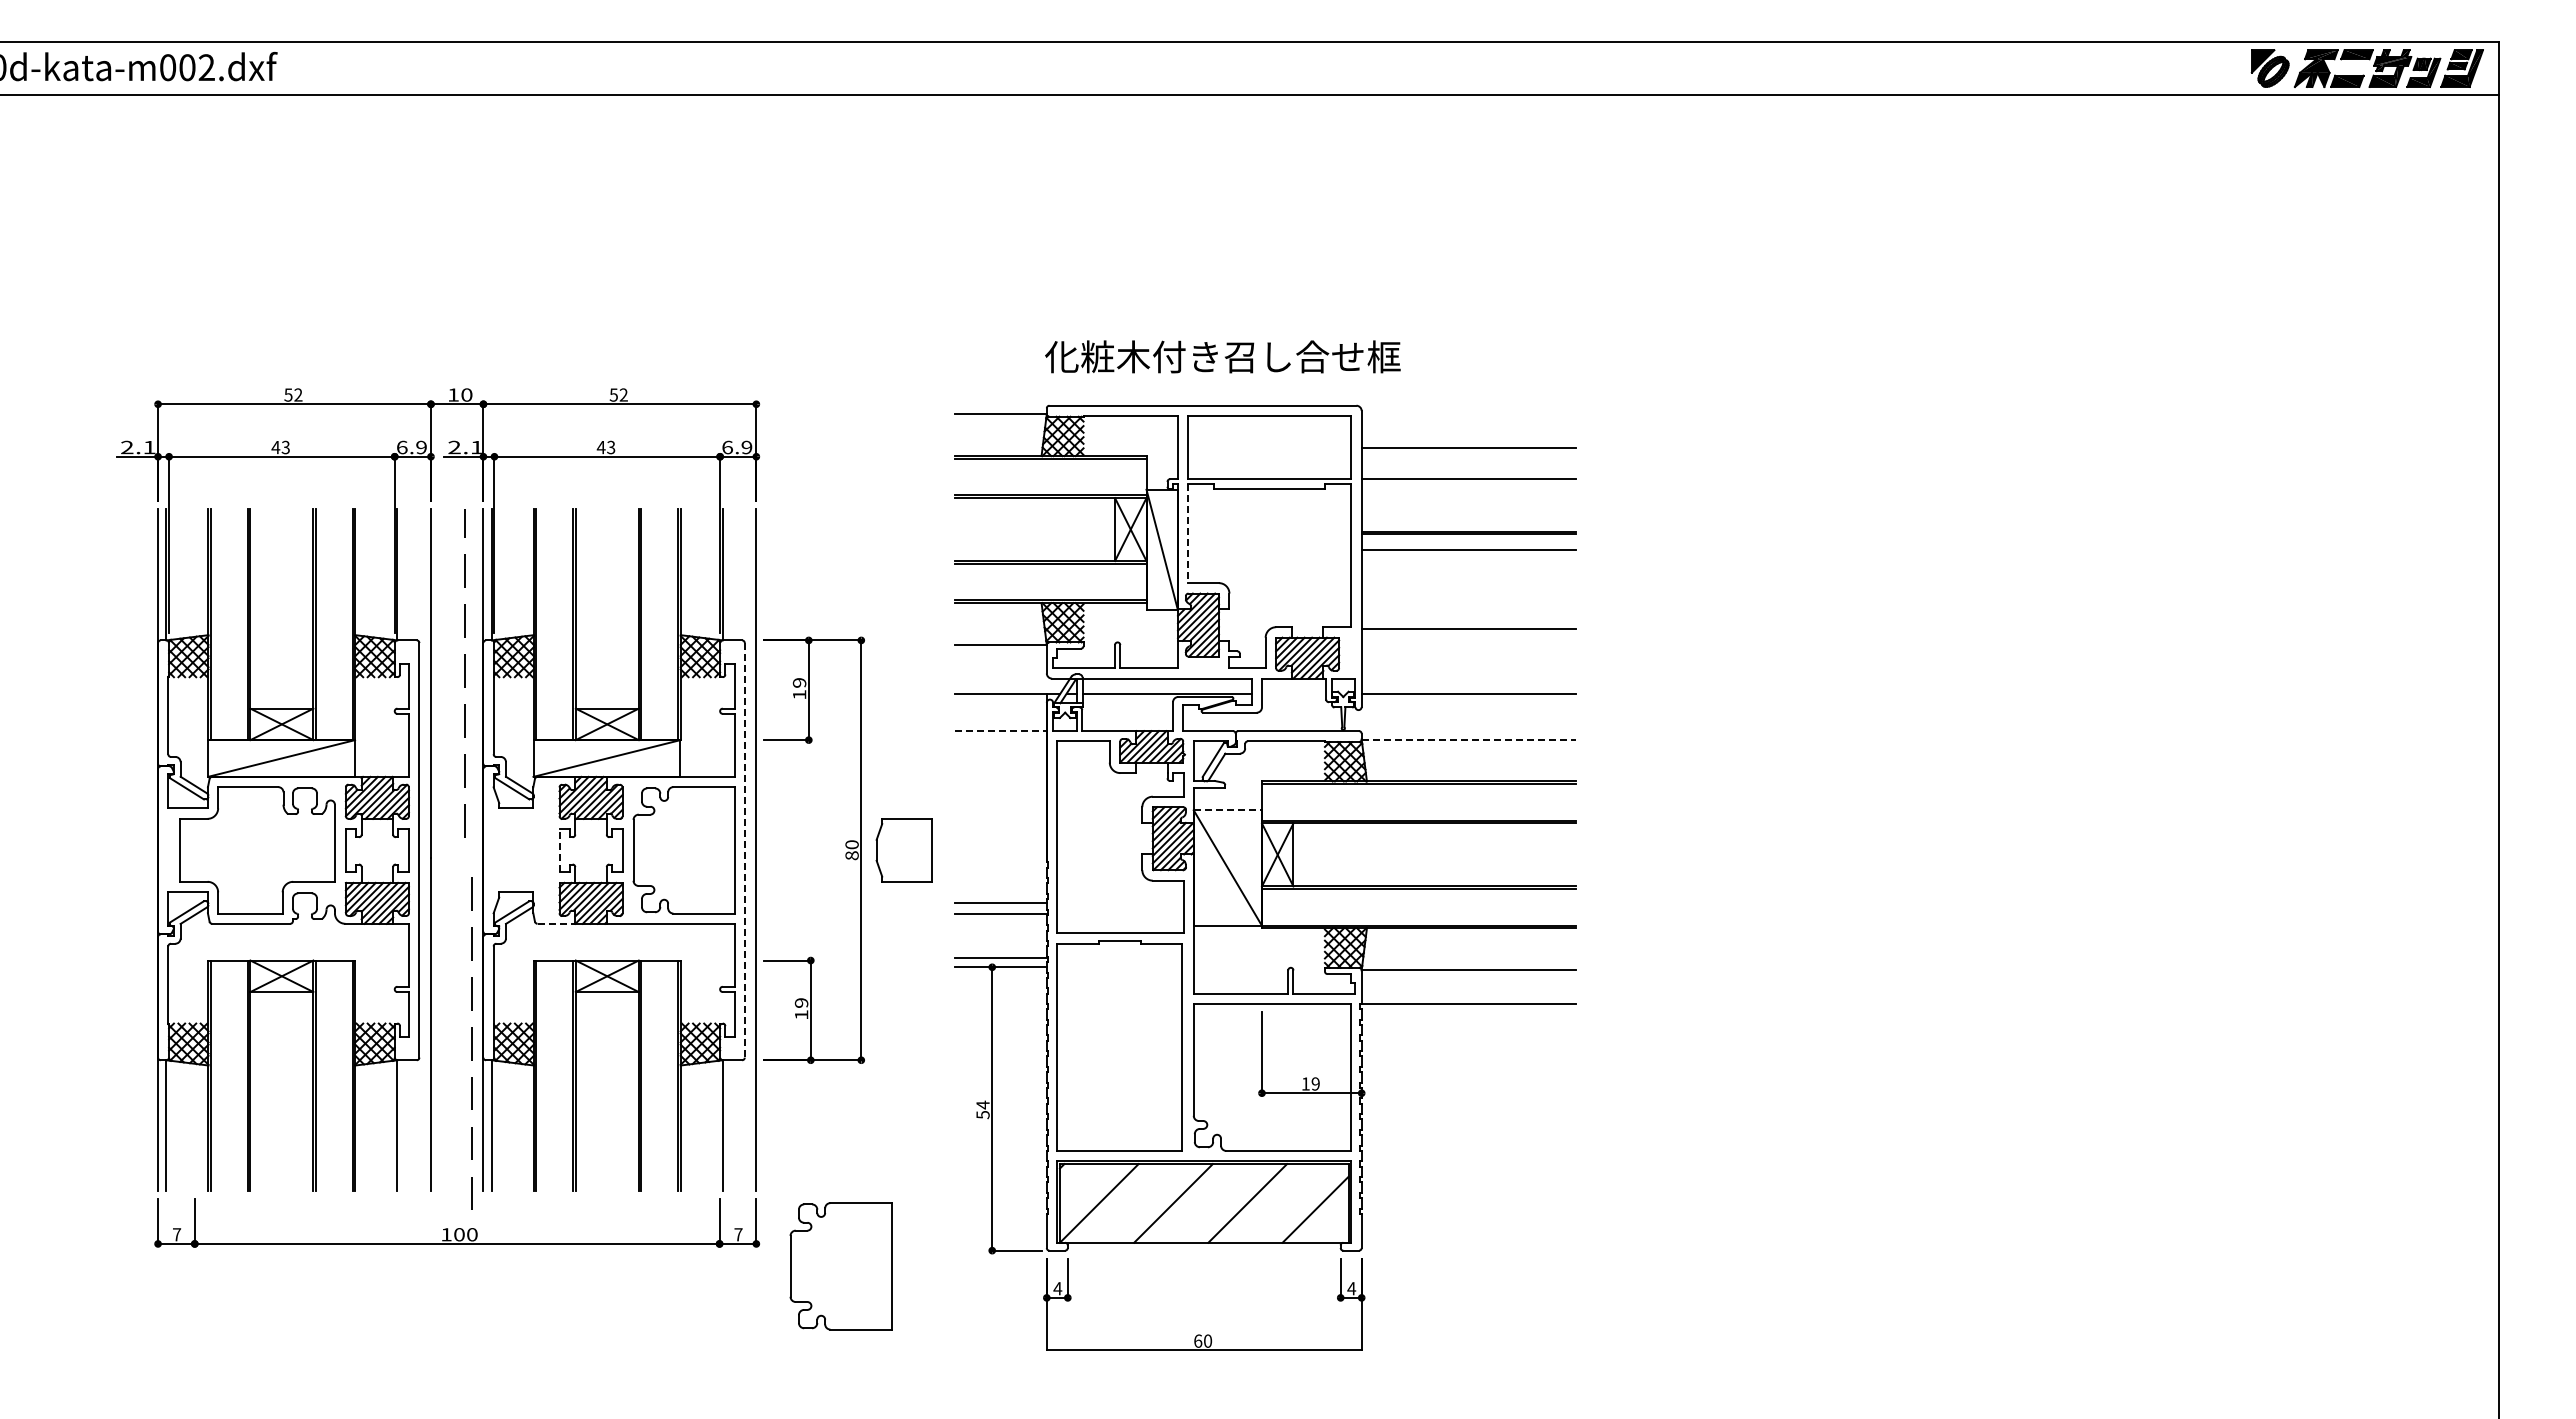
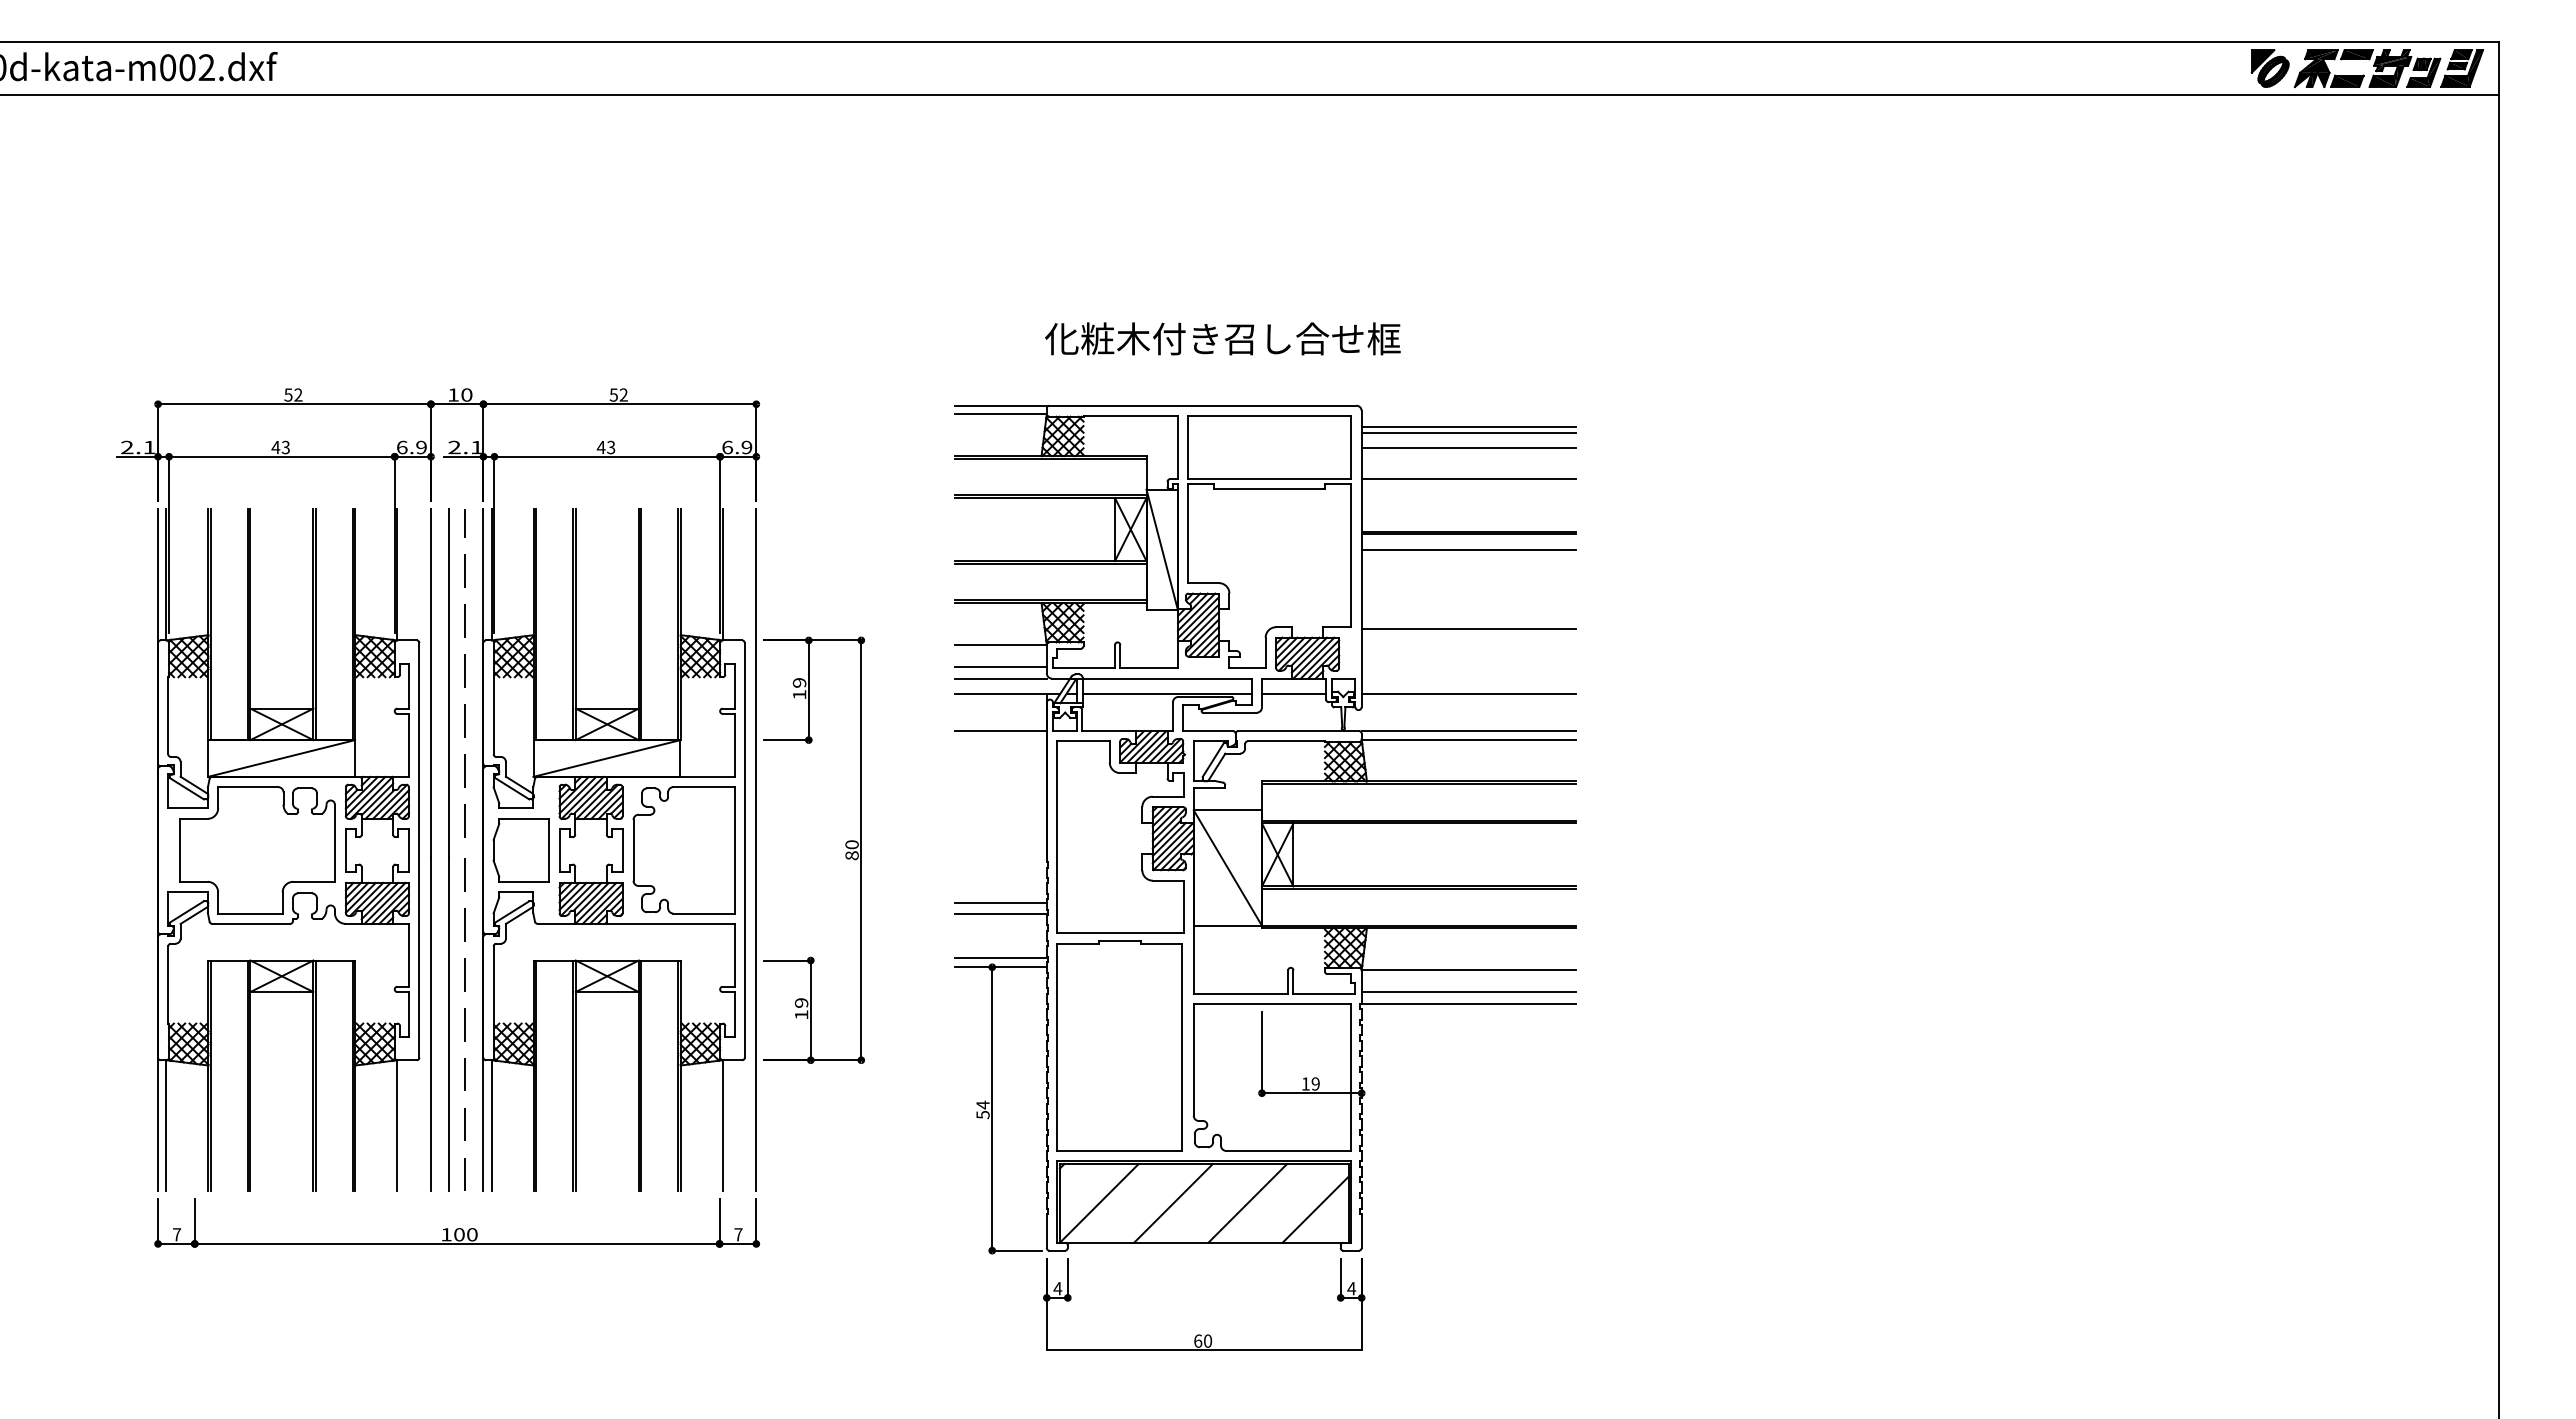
text position: (1222, 356) -> (1222, 338) (1222, 338)
line: none -> present (1000, 405)
line: none -> present (1468, 426)
line: none -> present (1468, 433)
line: dashed -> solid (1188, 534)
line: none -> present (1000, 667)
line: none -> present (1000, 678)
line: none -> present (1293, 694)
line: dashed -> solid (1001, 731)
line: none -> present (1468, 731)
line: dashed -> solid (1468, 739)
line: dashed -> solid (1228, 810)
line: none -> present (448, 849)
line: dashed -> solid (559, 850)
line: dashed -> solid (744, 850)
part position: (903, 850) -> (520, 850) (520, 850)
line: dashed -> solid (556, 923)
line: none -> present (1468, 992)
line position: (471, 1043) -> (464, 1024) (464, 1024)
part: present -> none (840, 1266)
